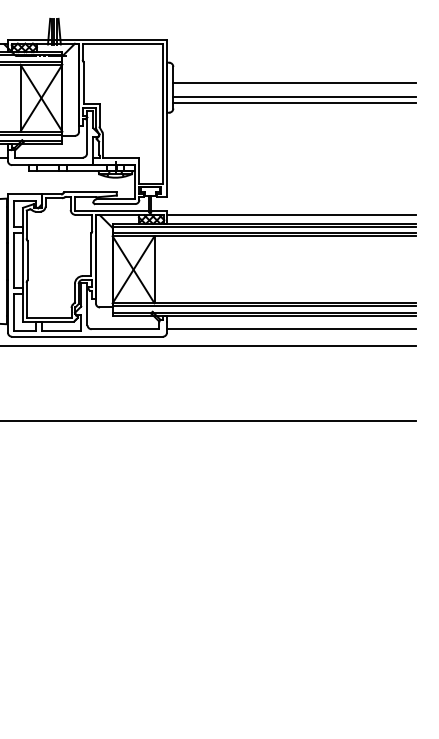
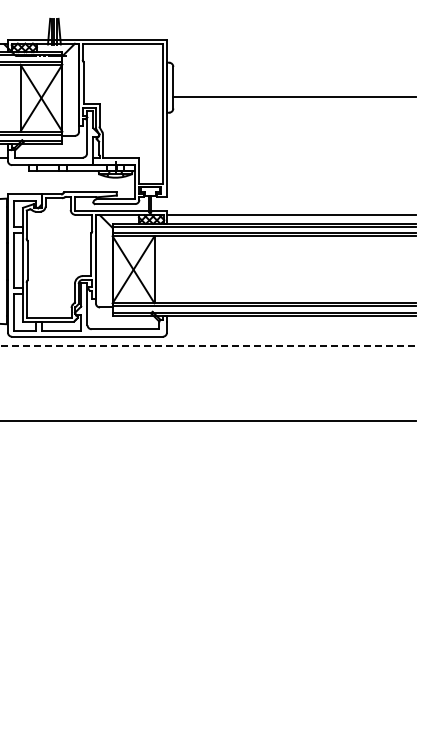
line: present -> none (294, 82)
line: present -> none (294, 102)
line: present -> none (291, 329)
line: solid -> dashed (208, 346)
